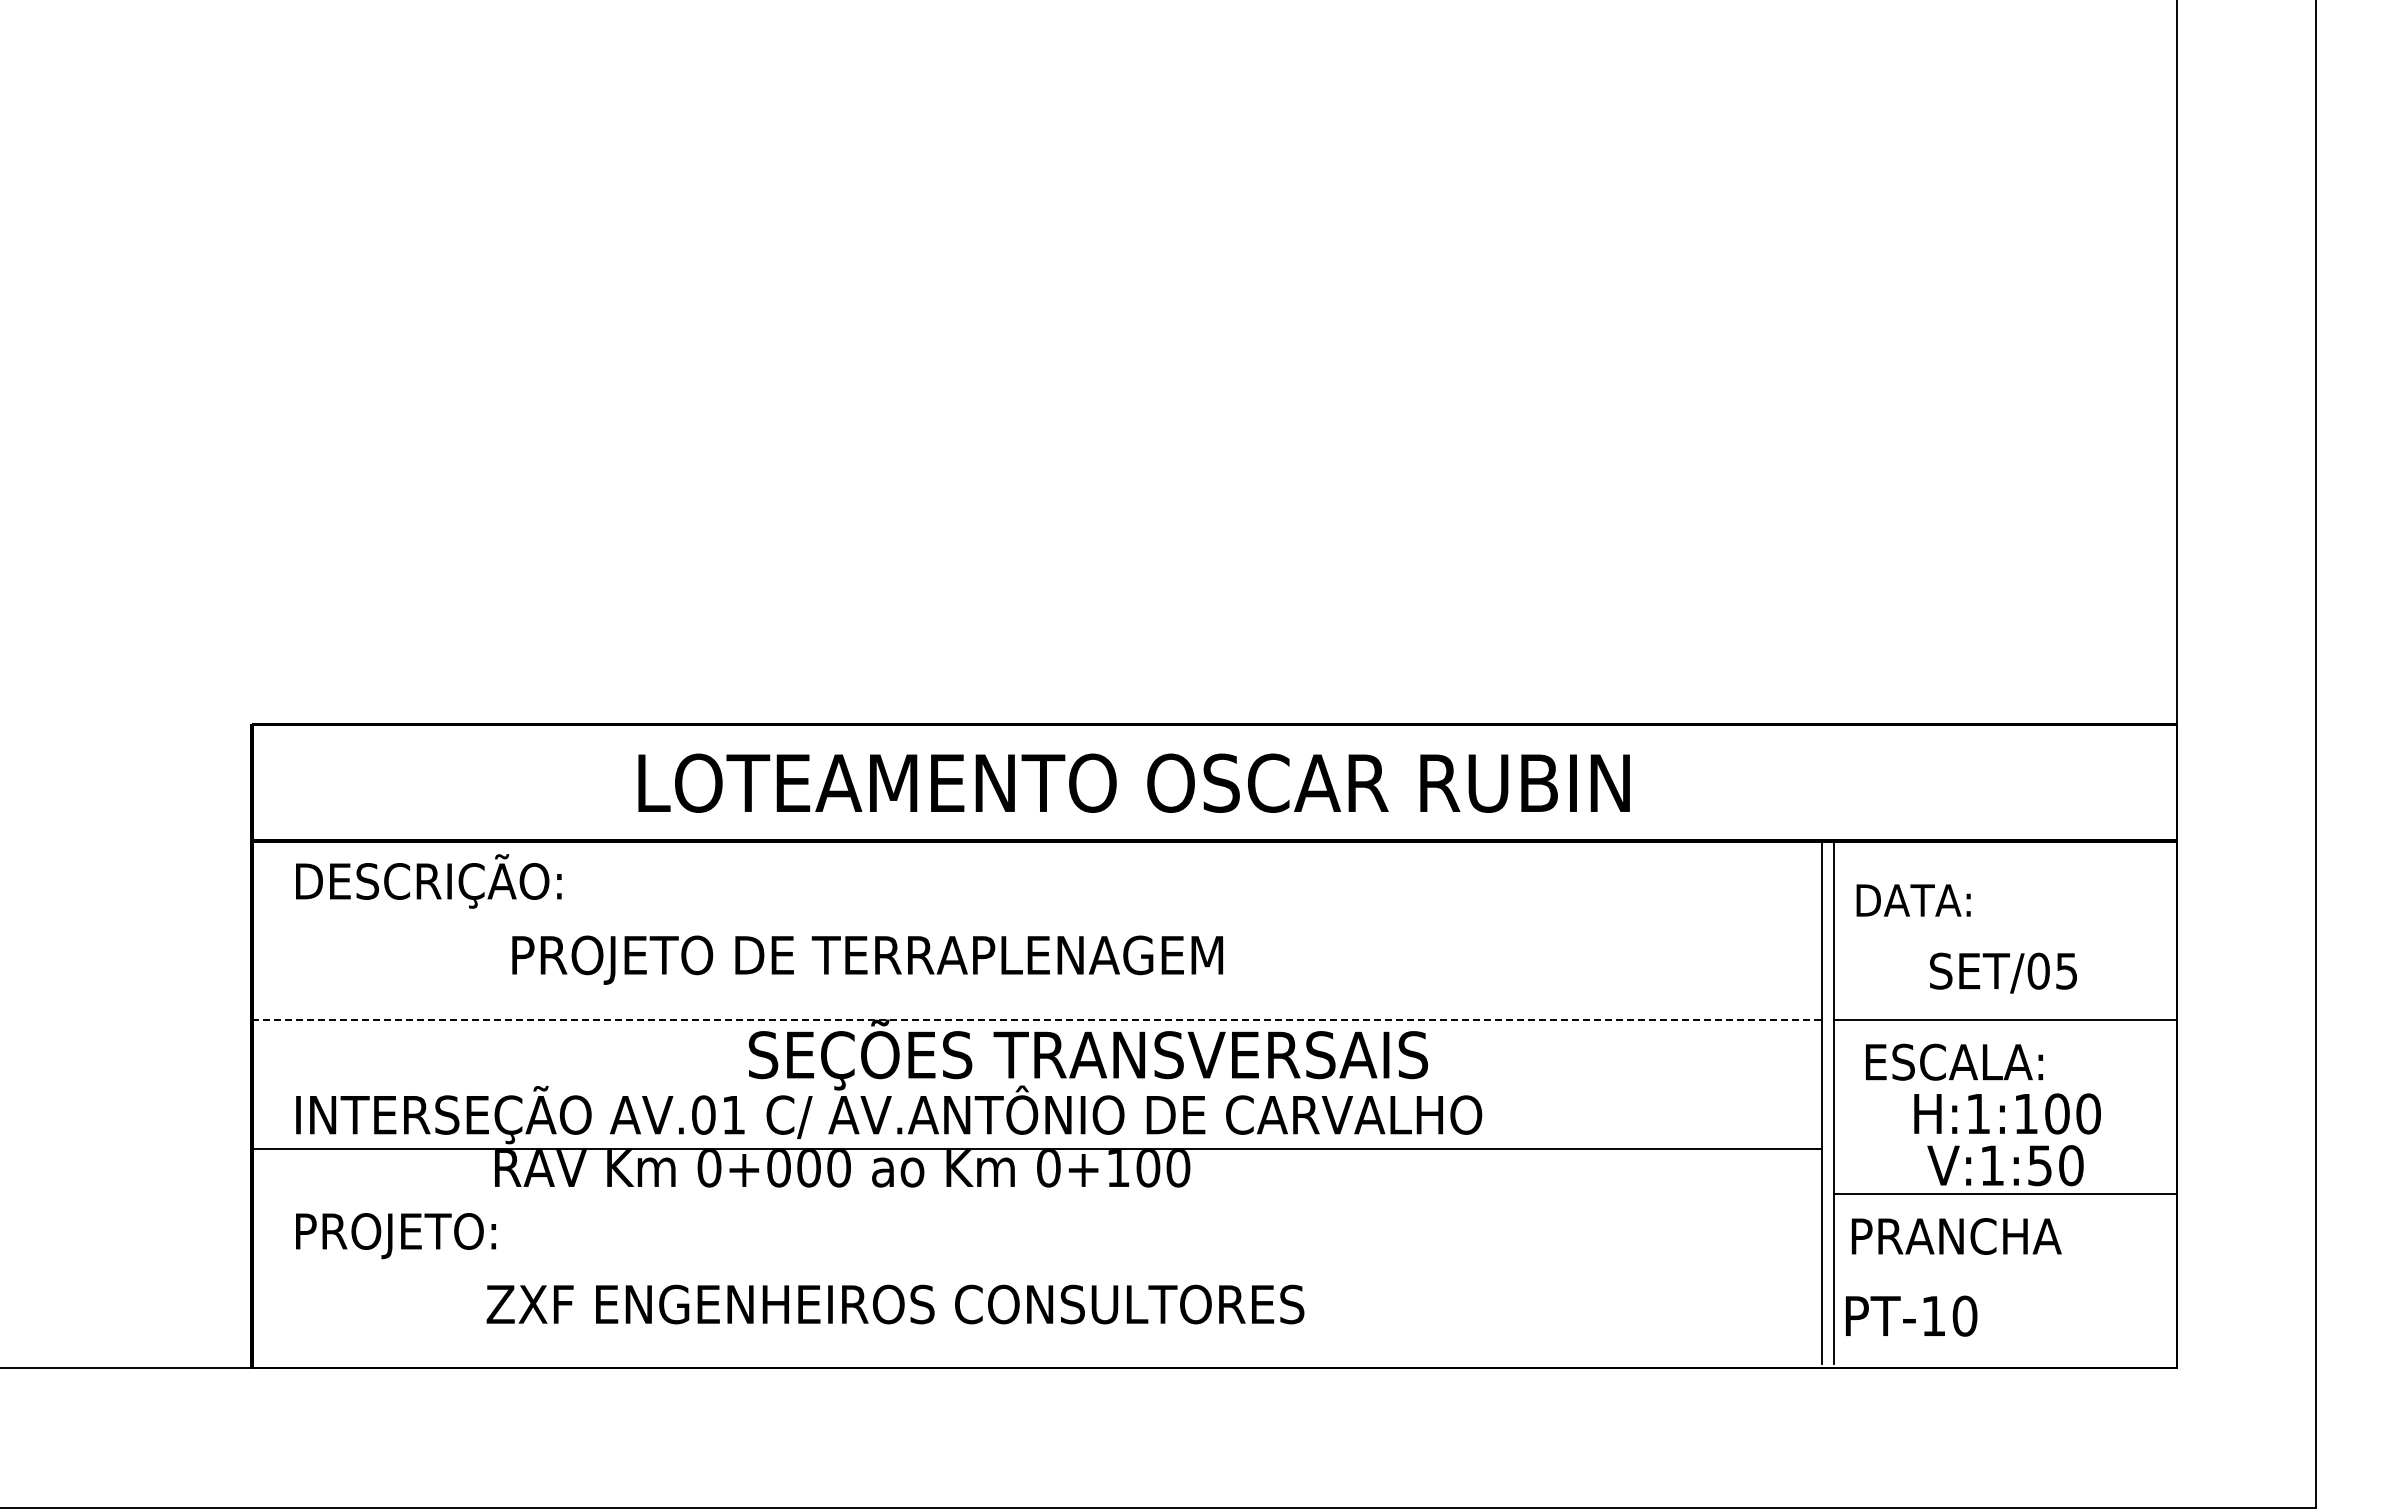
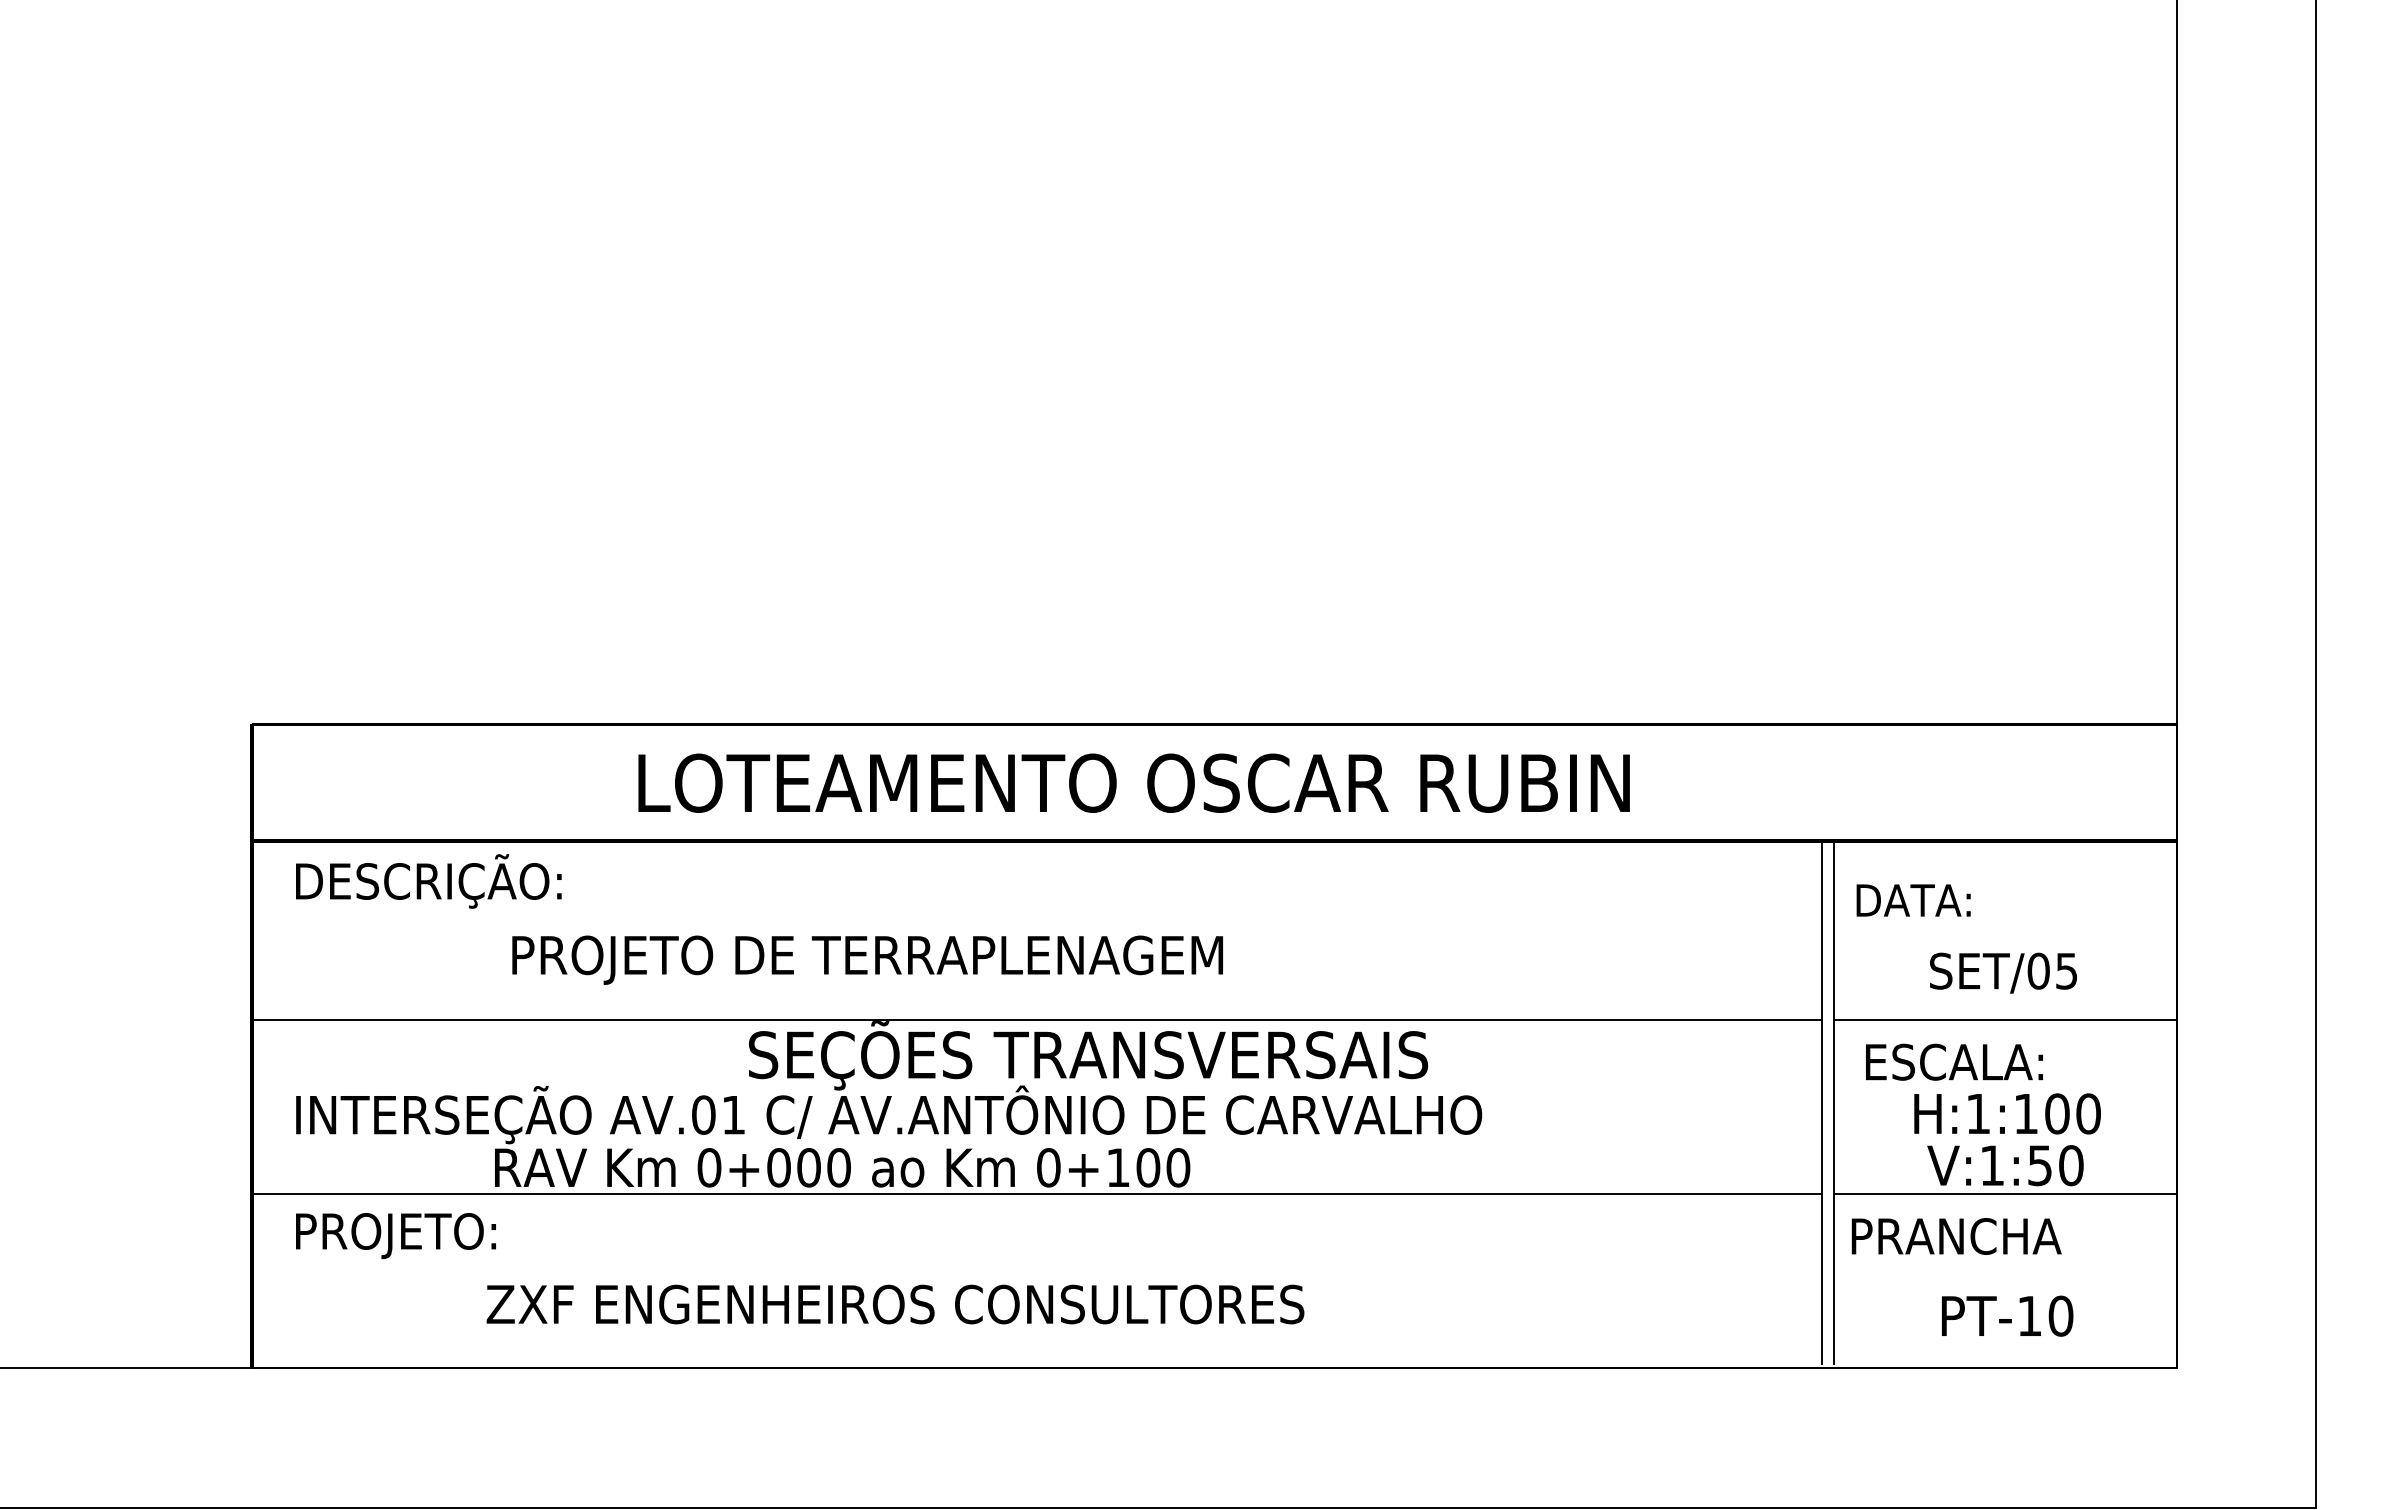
line: dashed -> solid (1037, 1019)
line position: (1036, 1149) -> (1036, 1194) (1036, 1194)
text position: (1911, 1315) -> (2007, 1315) (2007, 1315)
